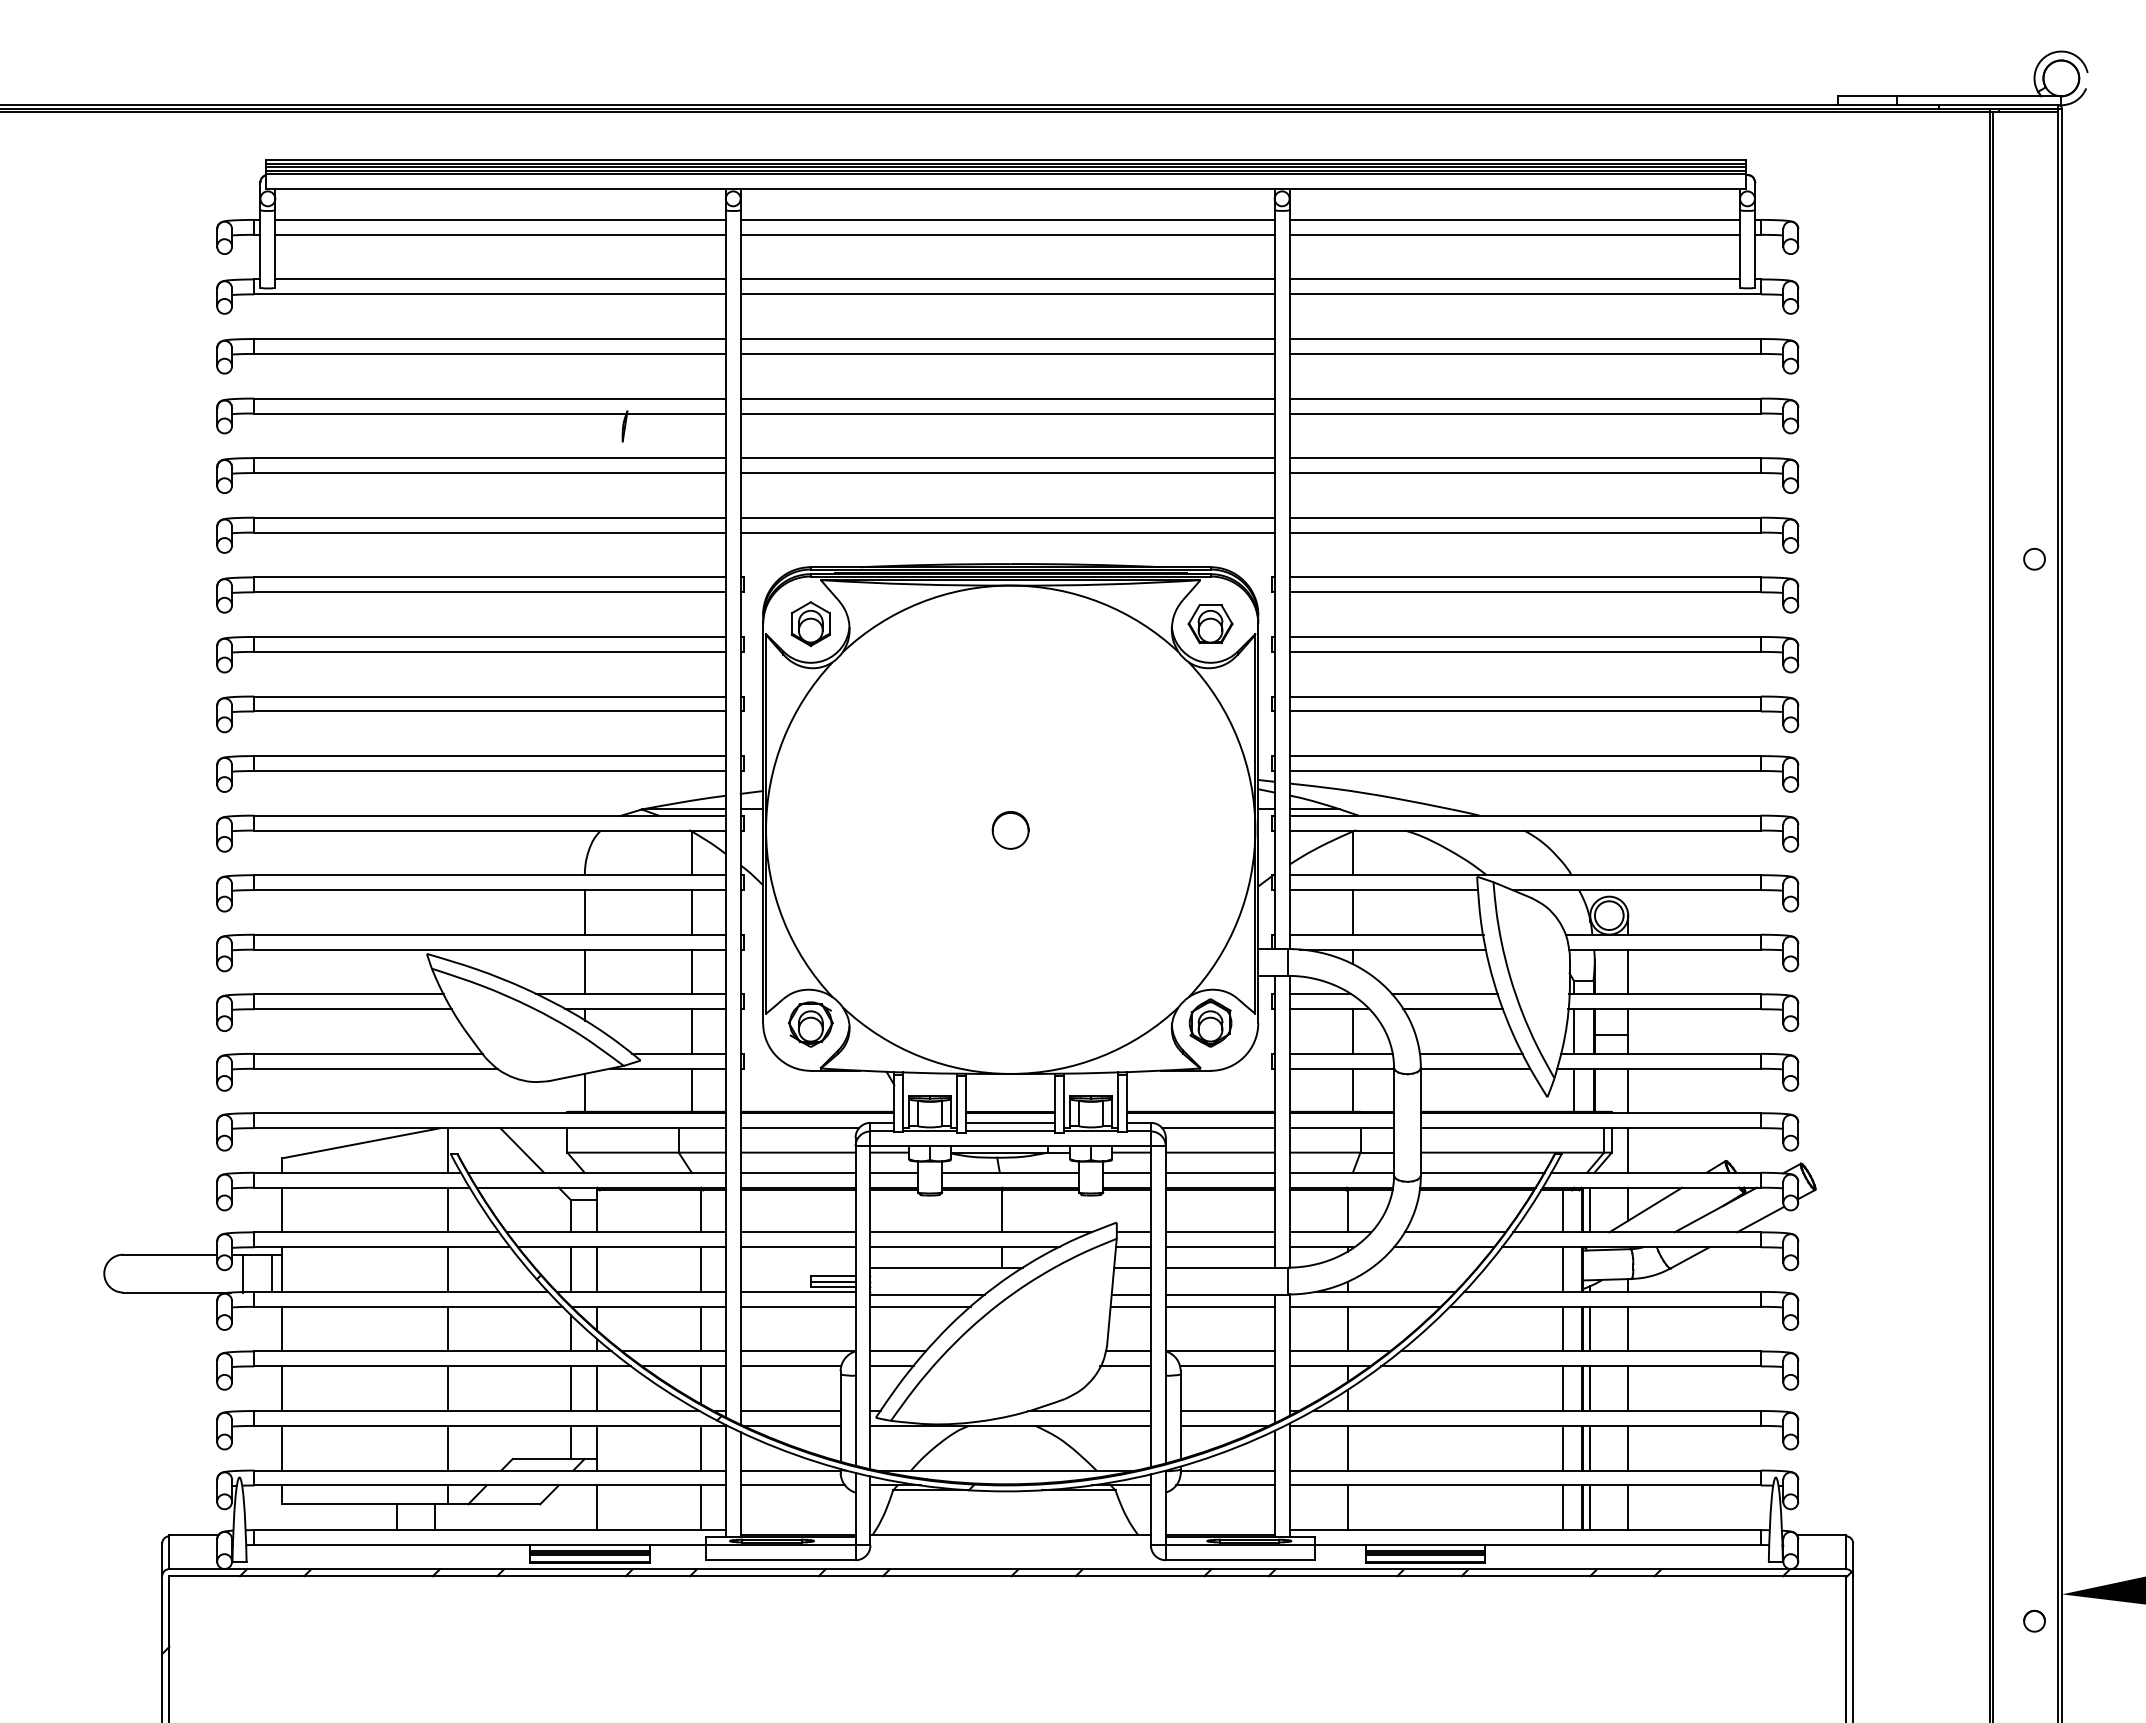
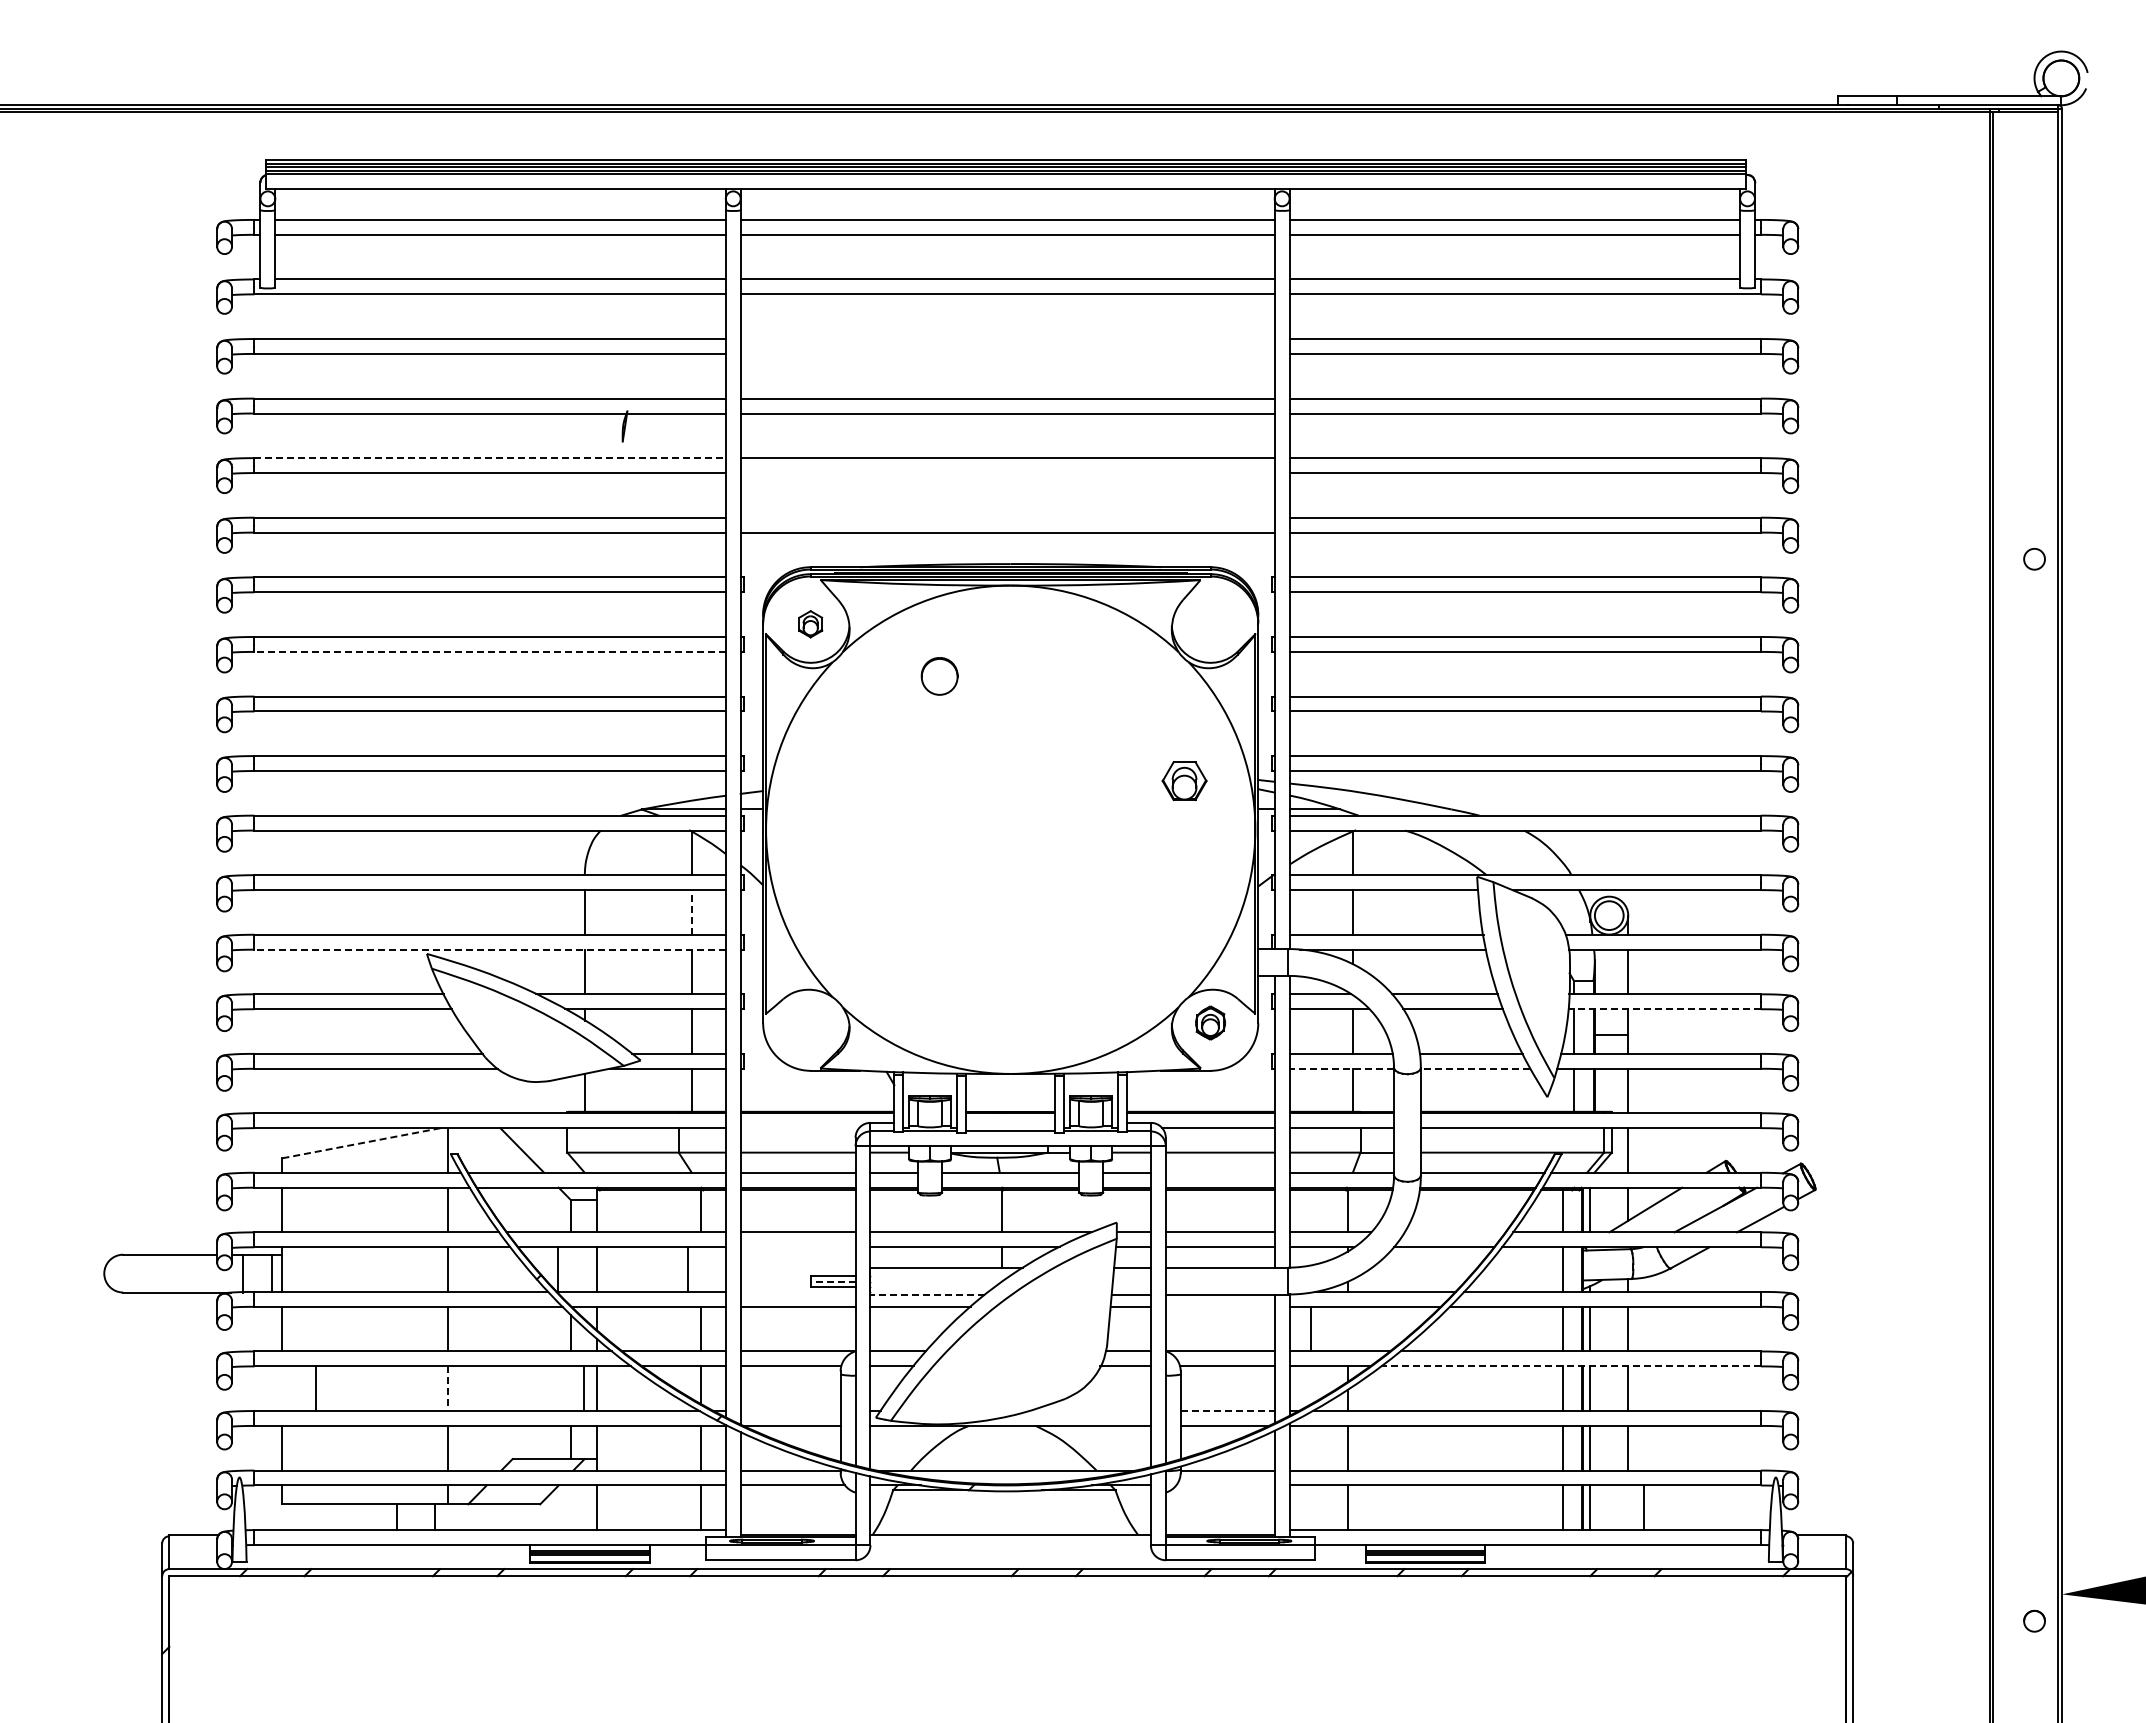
line: present -> none (1007, 339)
line: present -> none (1007, 353)
line: solid -> dashed (490, 458)
line: present -> none (1007, 473)
line: present -> none (1007, 517)
part size: 41x47 px -> 26x29 px (810, 624)
part position: (1210, 624) -> (1184, 781) (1184, 781)
line: solid -> dashed (490, 651)
part position: (1010, 830) -> (939, 676) (939, 676)
line: solid -> dashed (691, 911)
line: solid -> dashed (490, 949)
line: solid -> dashed (1664, 1009)
part size: 45x50 px -> 31x36 px (1210, 1022)
part: present -> none (810, 1024)
line: solid -> dashed (1341, 1068)
line: solid -> dashed (1475, 1068)
line: present -> none (1010, 1122)
line: present -> none (799, 1128)
line: solid -> dashed (361, 1143)
line: present -> none (1219, 1172)
line: present -> none (1454, 1232)
line: present -> none (797, 1247)
line position: (571, 1269) -> (558, 1269) (558, 1269)
line position: (700, 1269) -> (687, 1269) (687, 1269)
line: solid -> dashed (832, 1281)
line: present -> none (797, 1291)
line: solid -> dashed (927, 1294)
line: present -> none (1219, 1306)
line position: (1347, 1328) -> (1310, 1328) (1310, 1328)
line: solid -> dashed (1571, 1366)
line position: (282, 1388) -> (316, 1388) (316, 1388)
line position: (571, 1388) -> (584, 1388) (584, 1388)
line: solid -> dashed (448, 1389)
line: present -> none (790, 1411)
line: present -> none (1089, 1411)
line: solid -> dashed (1227, 1411)
line: present -> none (1225, 1485)
line position: (1628, 1507) -> (1644, 1507) (1644, 1507)
